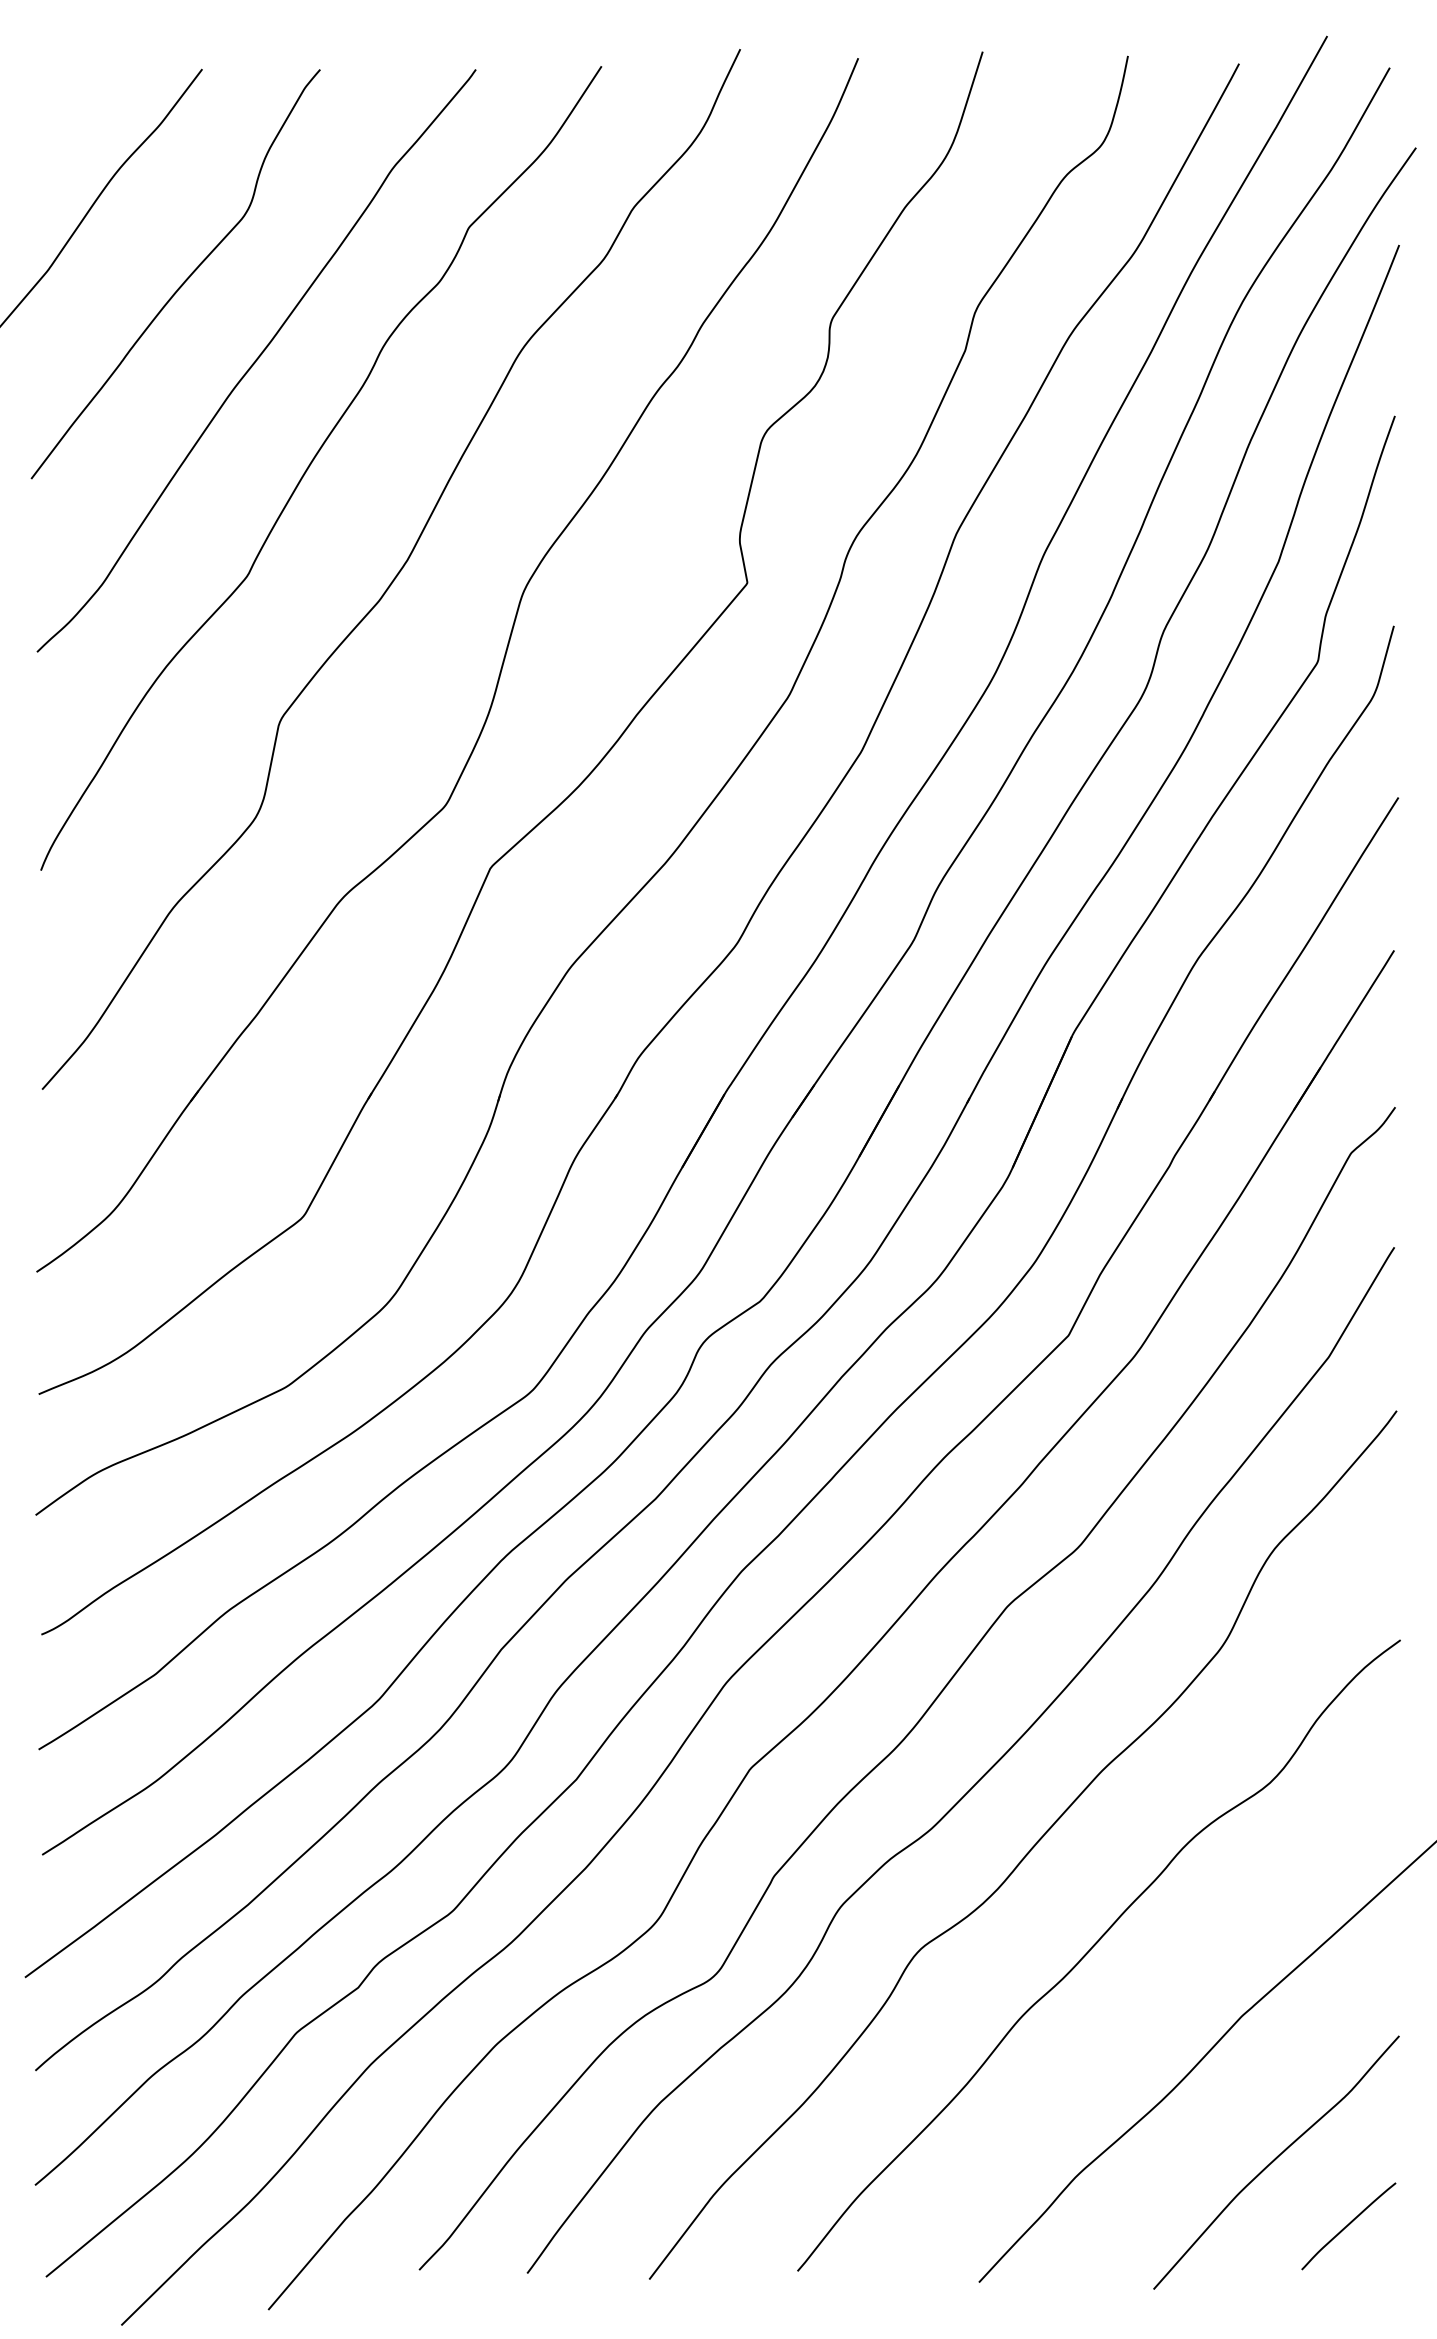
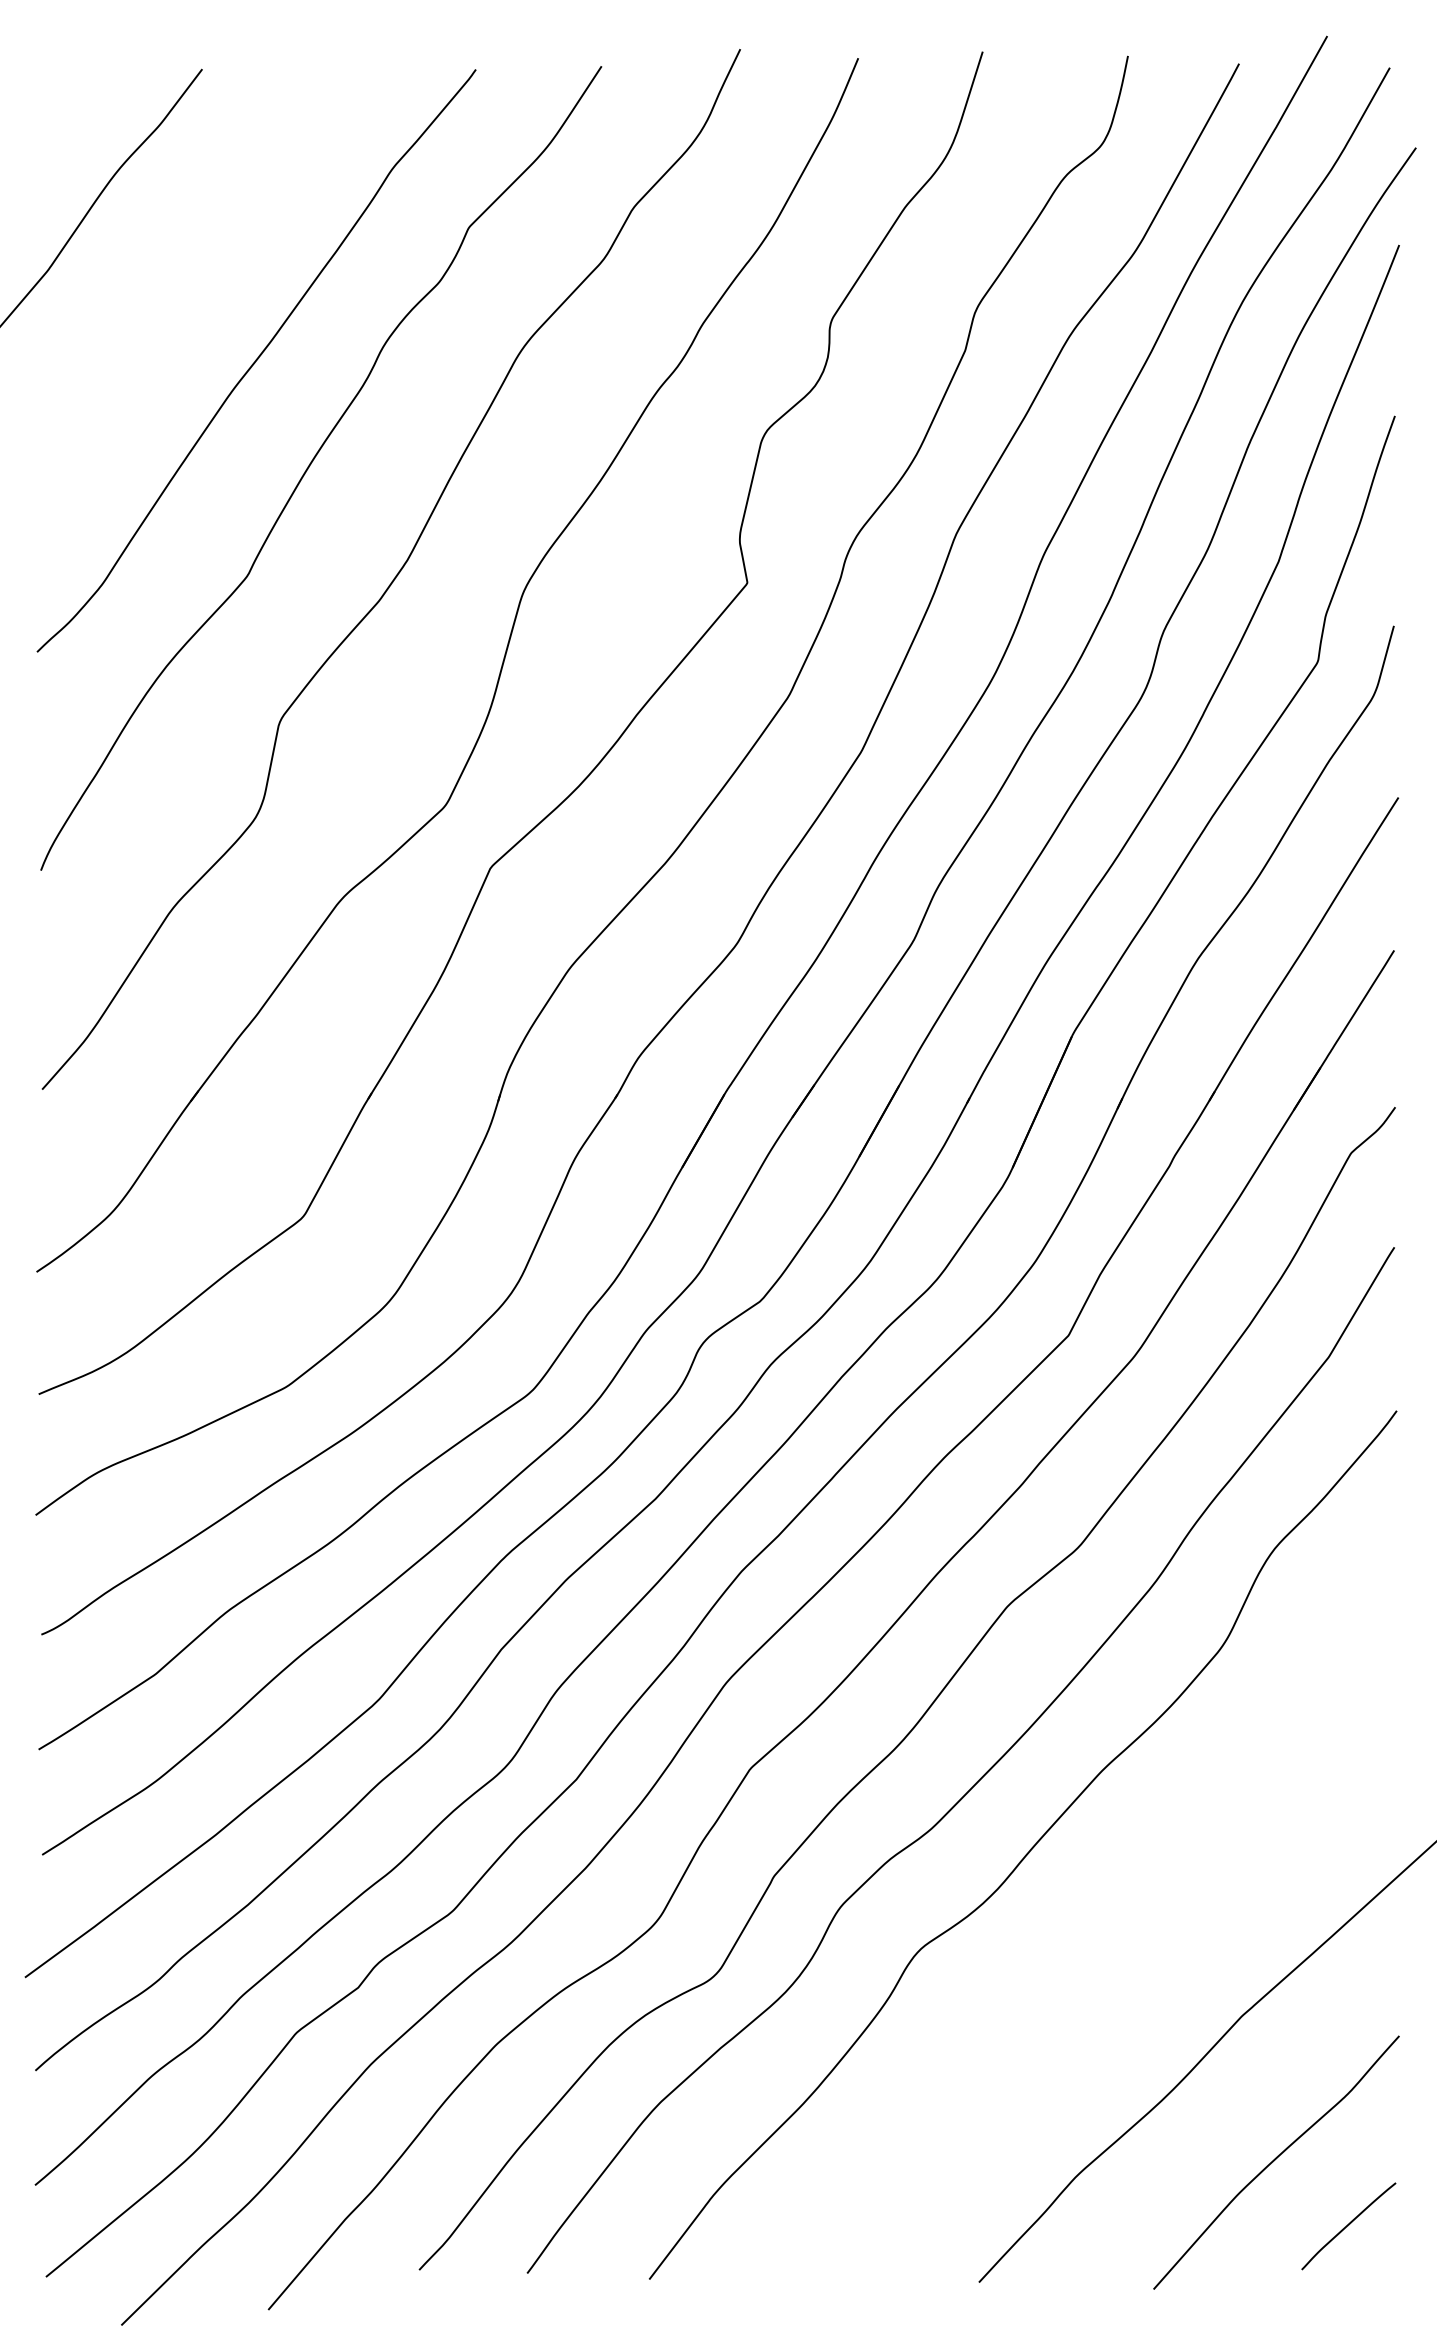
curve: present -> none (184, 280)
curve: present -> none (1092, 1948)
